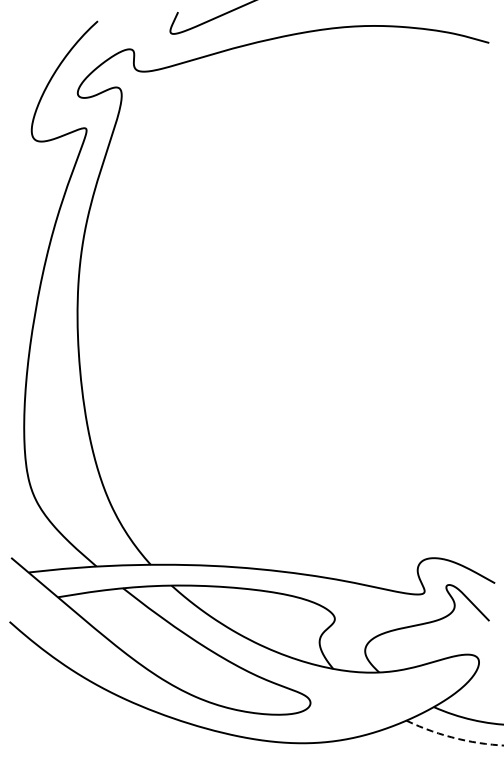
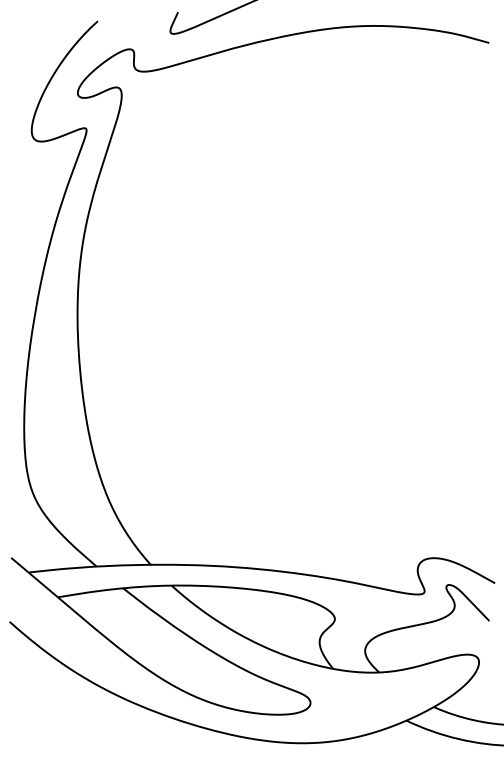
arc: dashed -> solid (454, 738)
